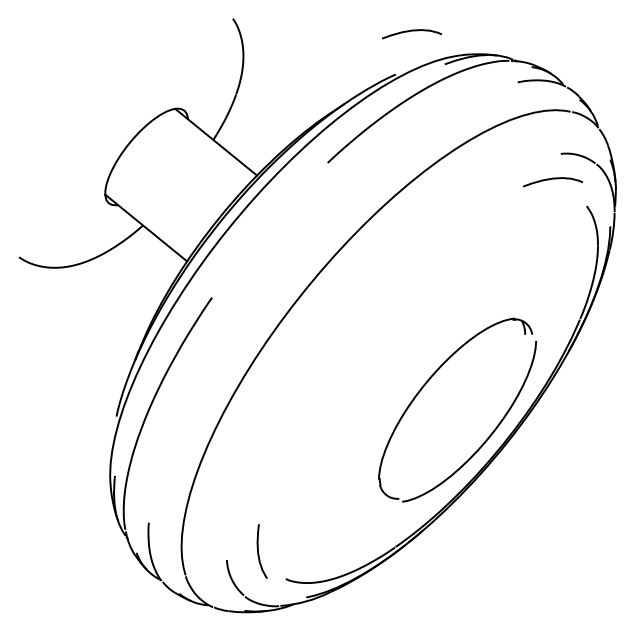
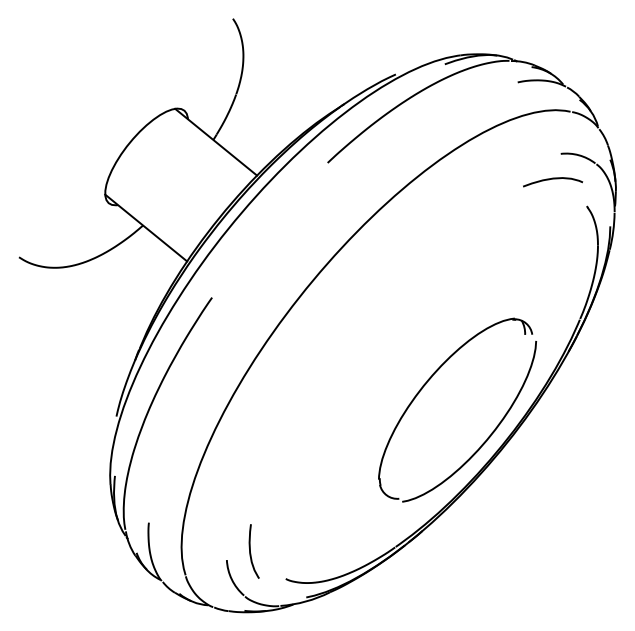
curve: present -> none (412, 31)
curve position: (259, 553) -> (251, 553) (251, 553)
